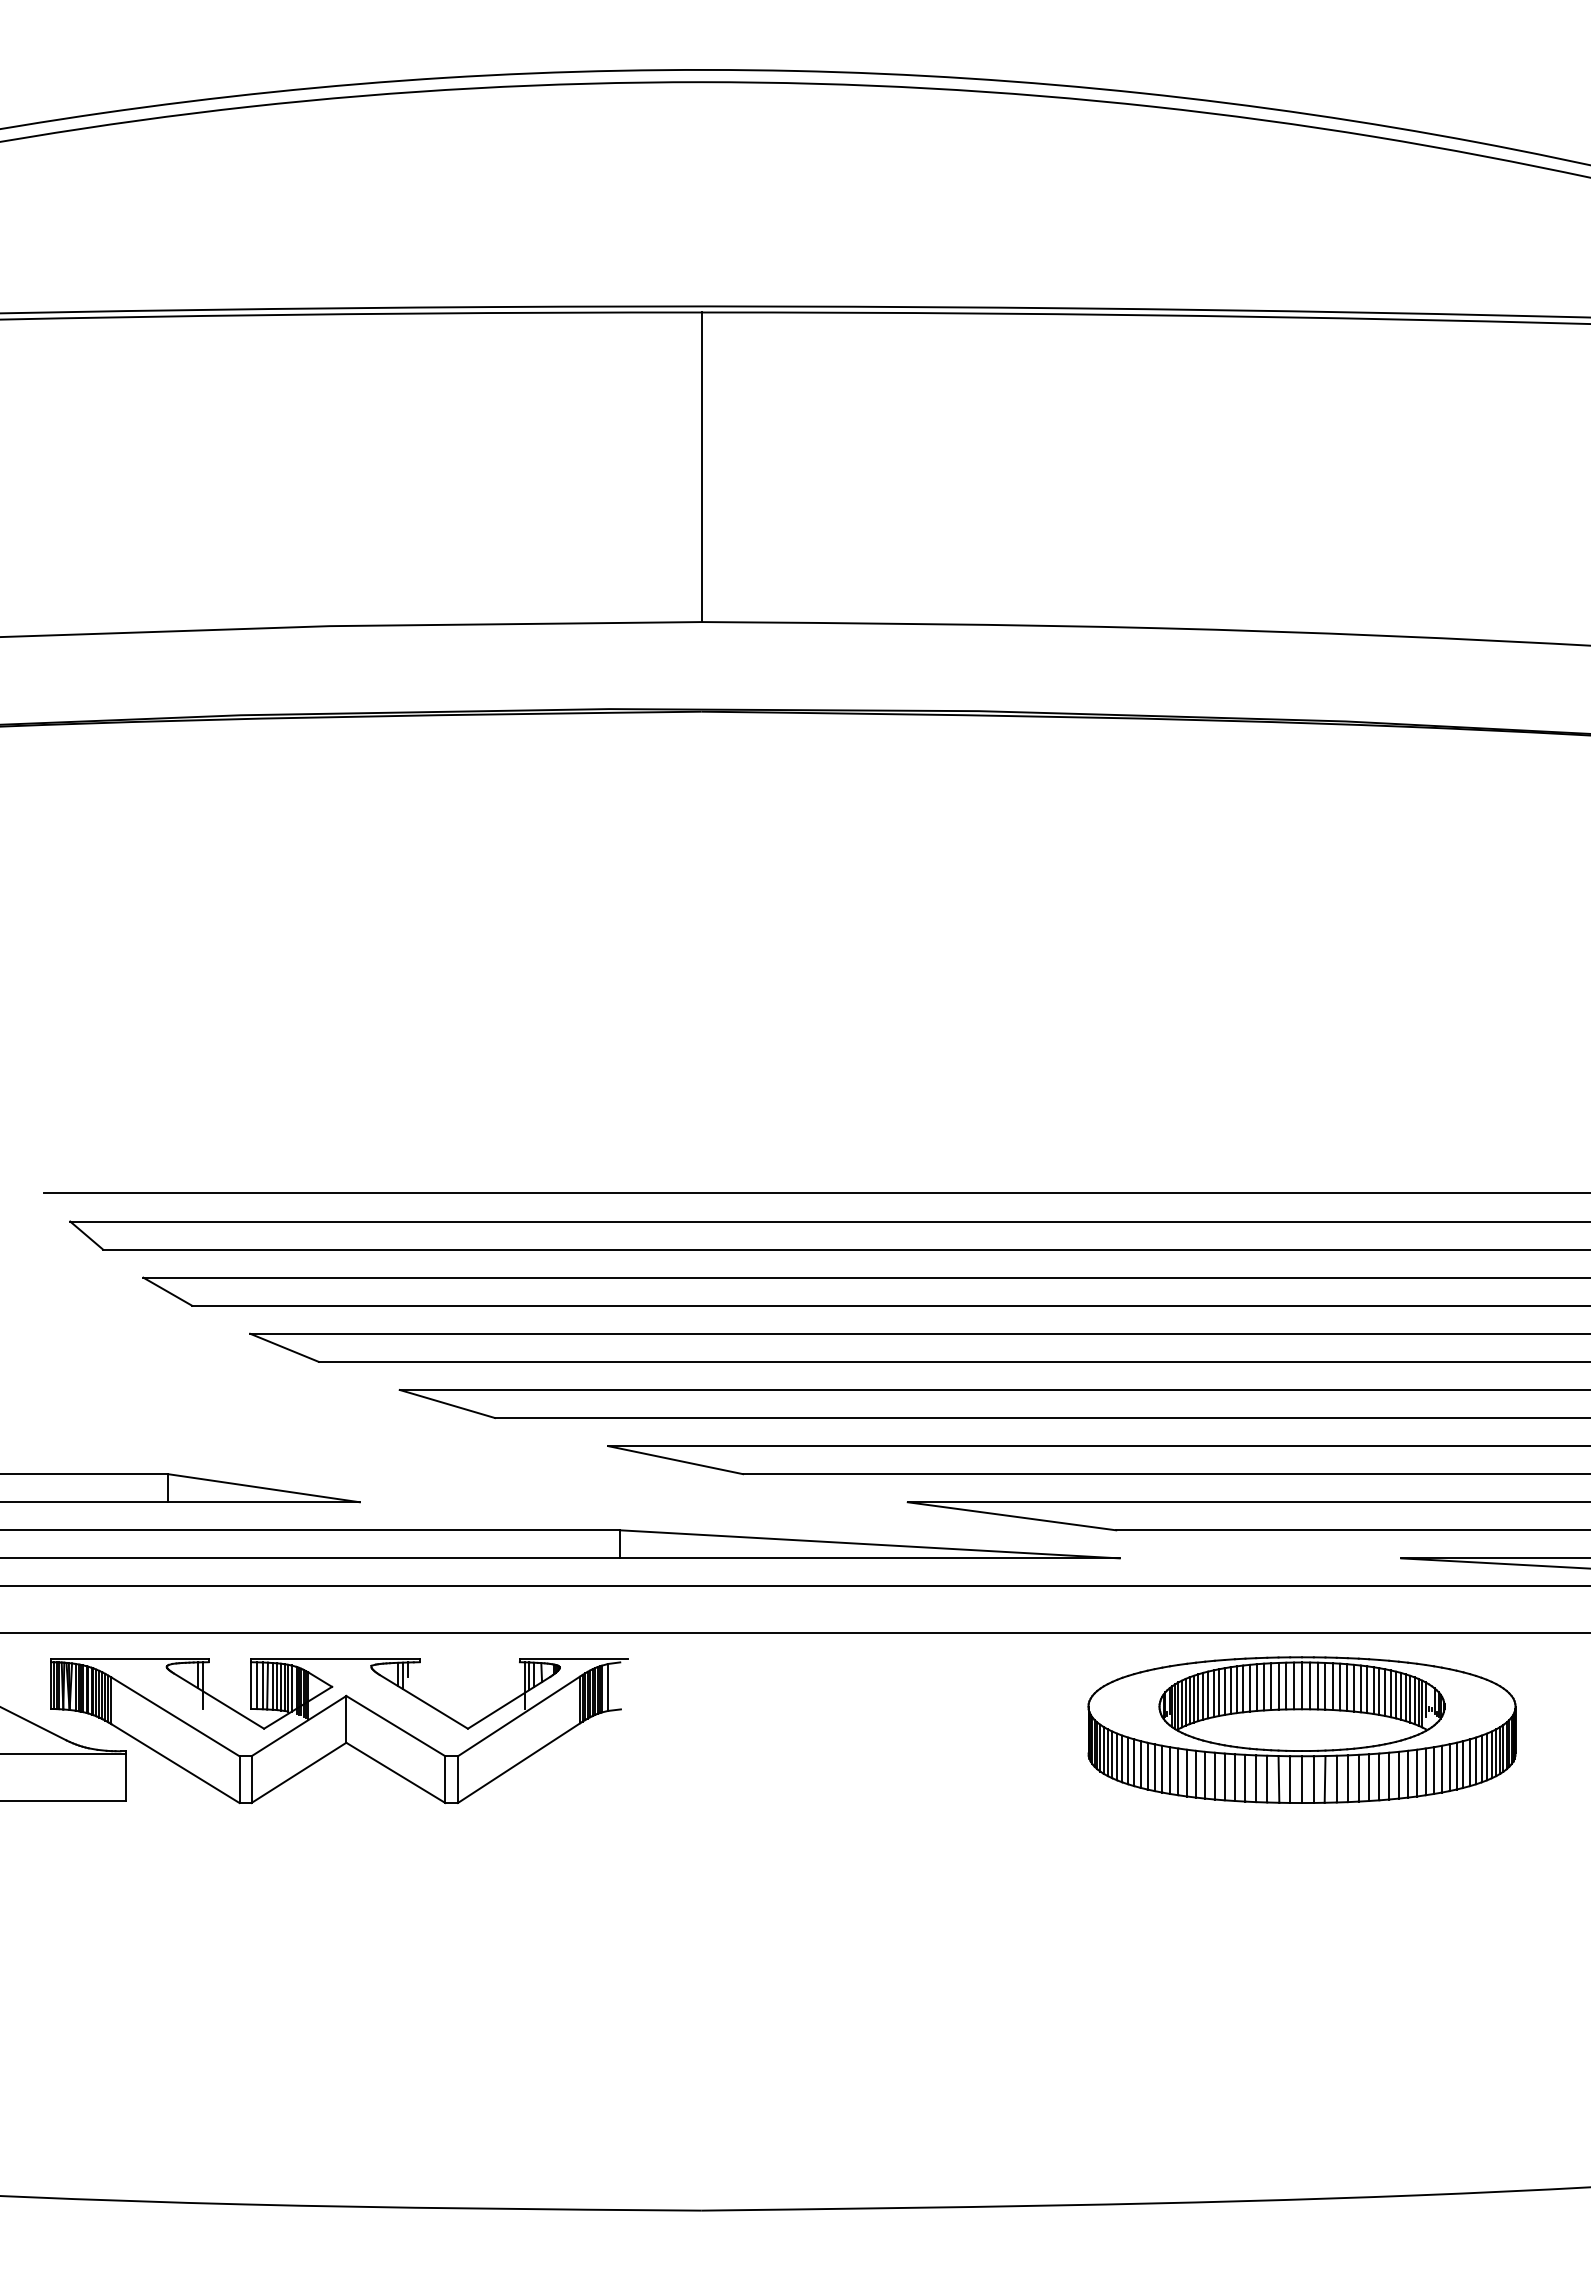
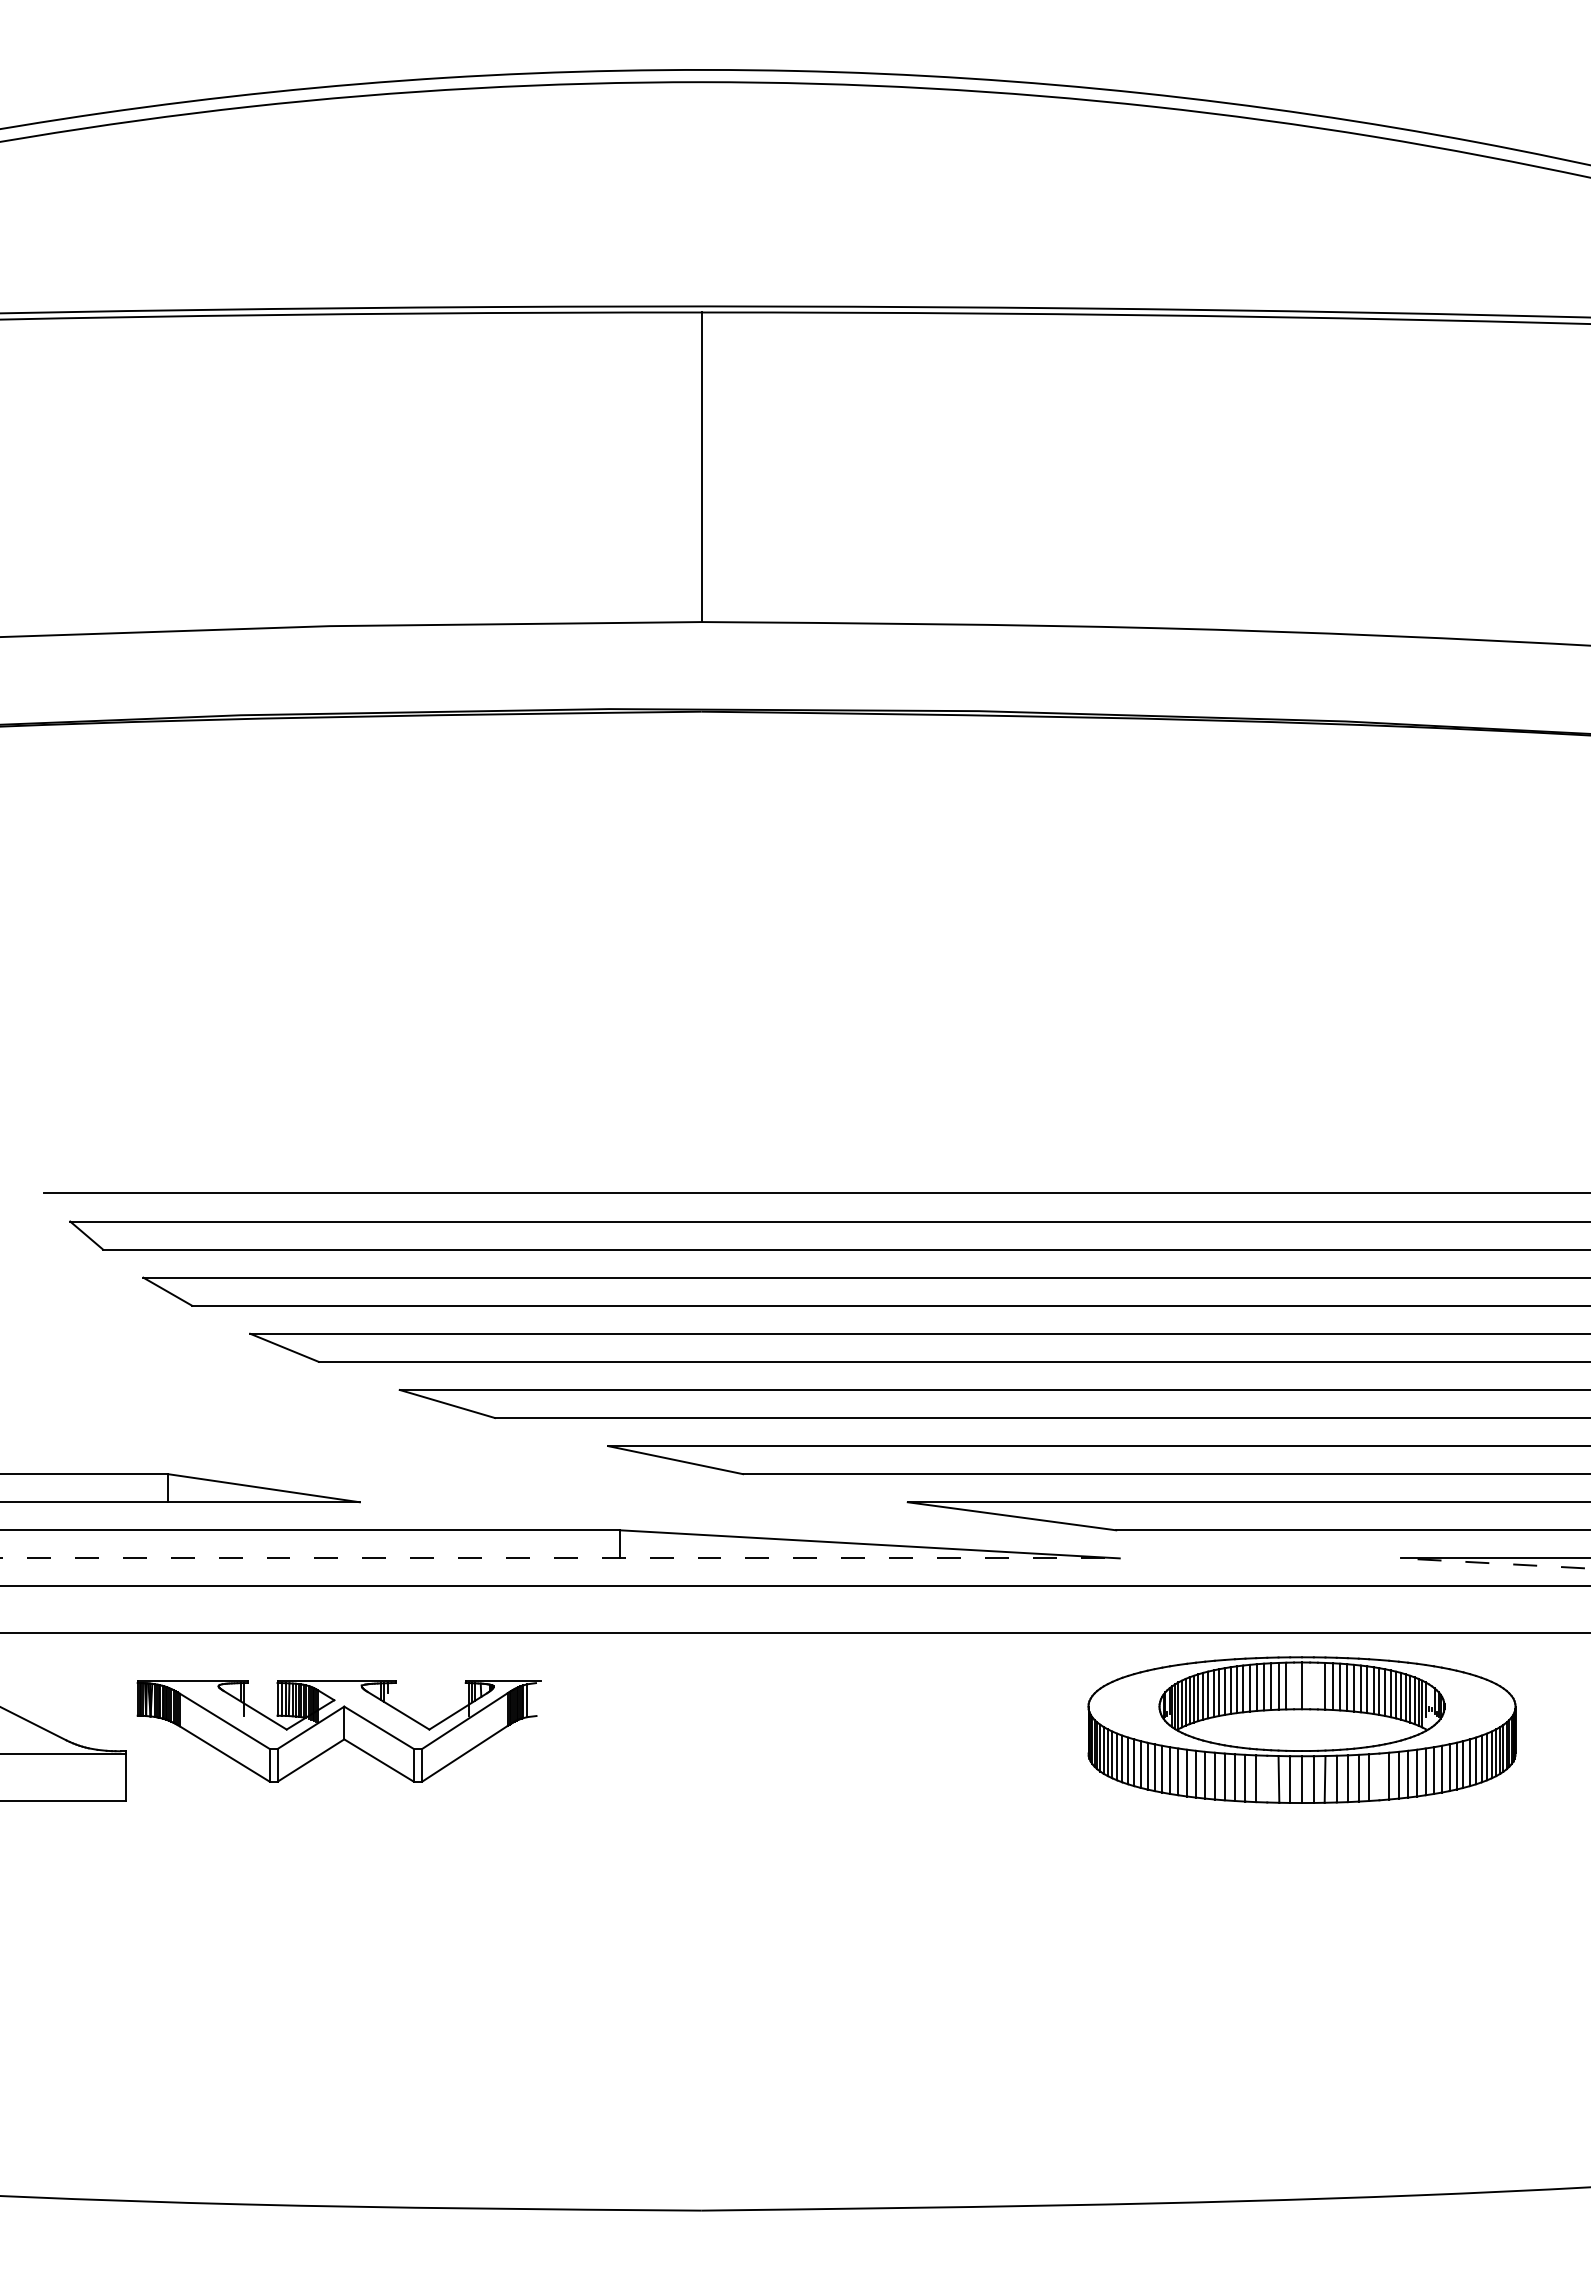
line: solid -> dashed (560, 1558)
line: solid -> dashed (1495, 1563)
line: present -> none (1294, 1685)
line: present -> none (1310, 1685)
line: present -> none (1317, 1685)
part size: 579x147 px -> 406x103 px (338, 1731)
line: present -> none (1379, 1776)
line: present -> none (1267, 1778)
